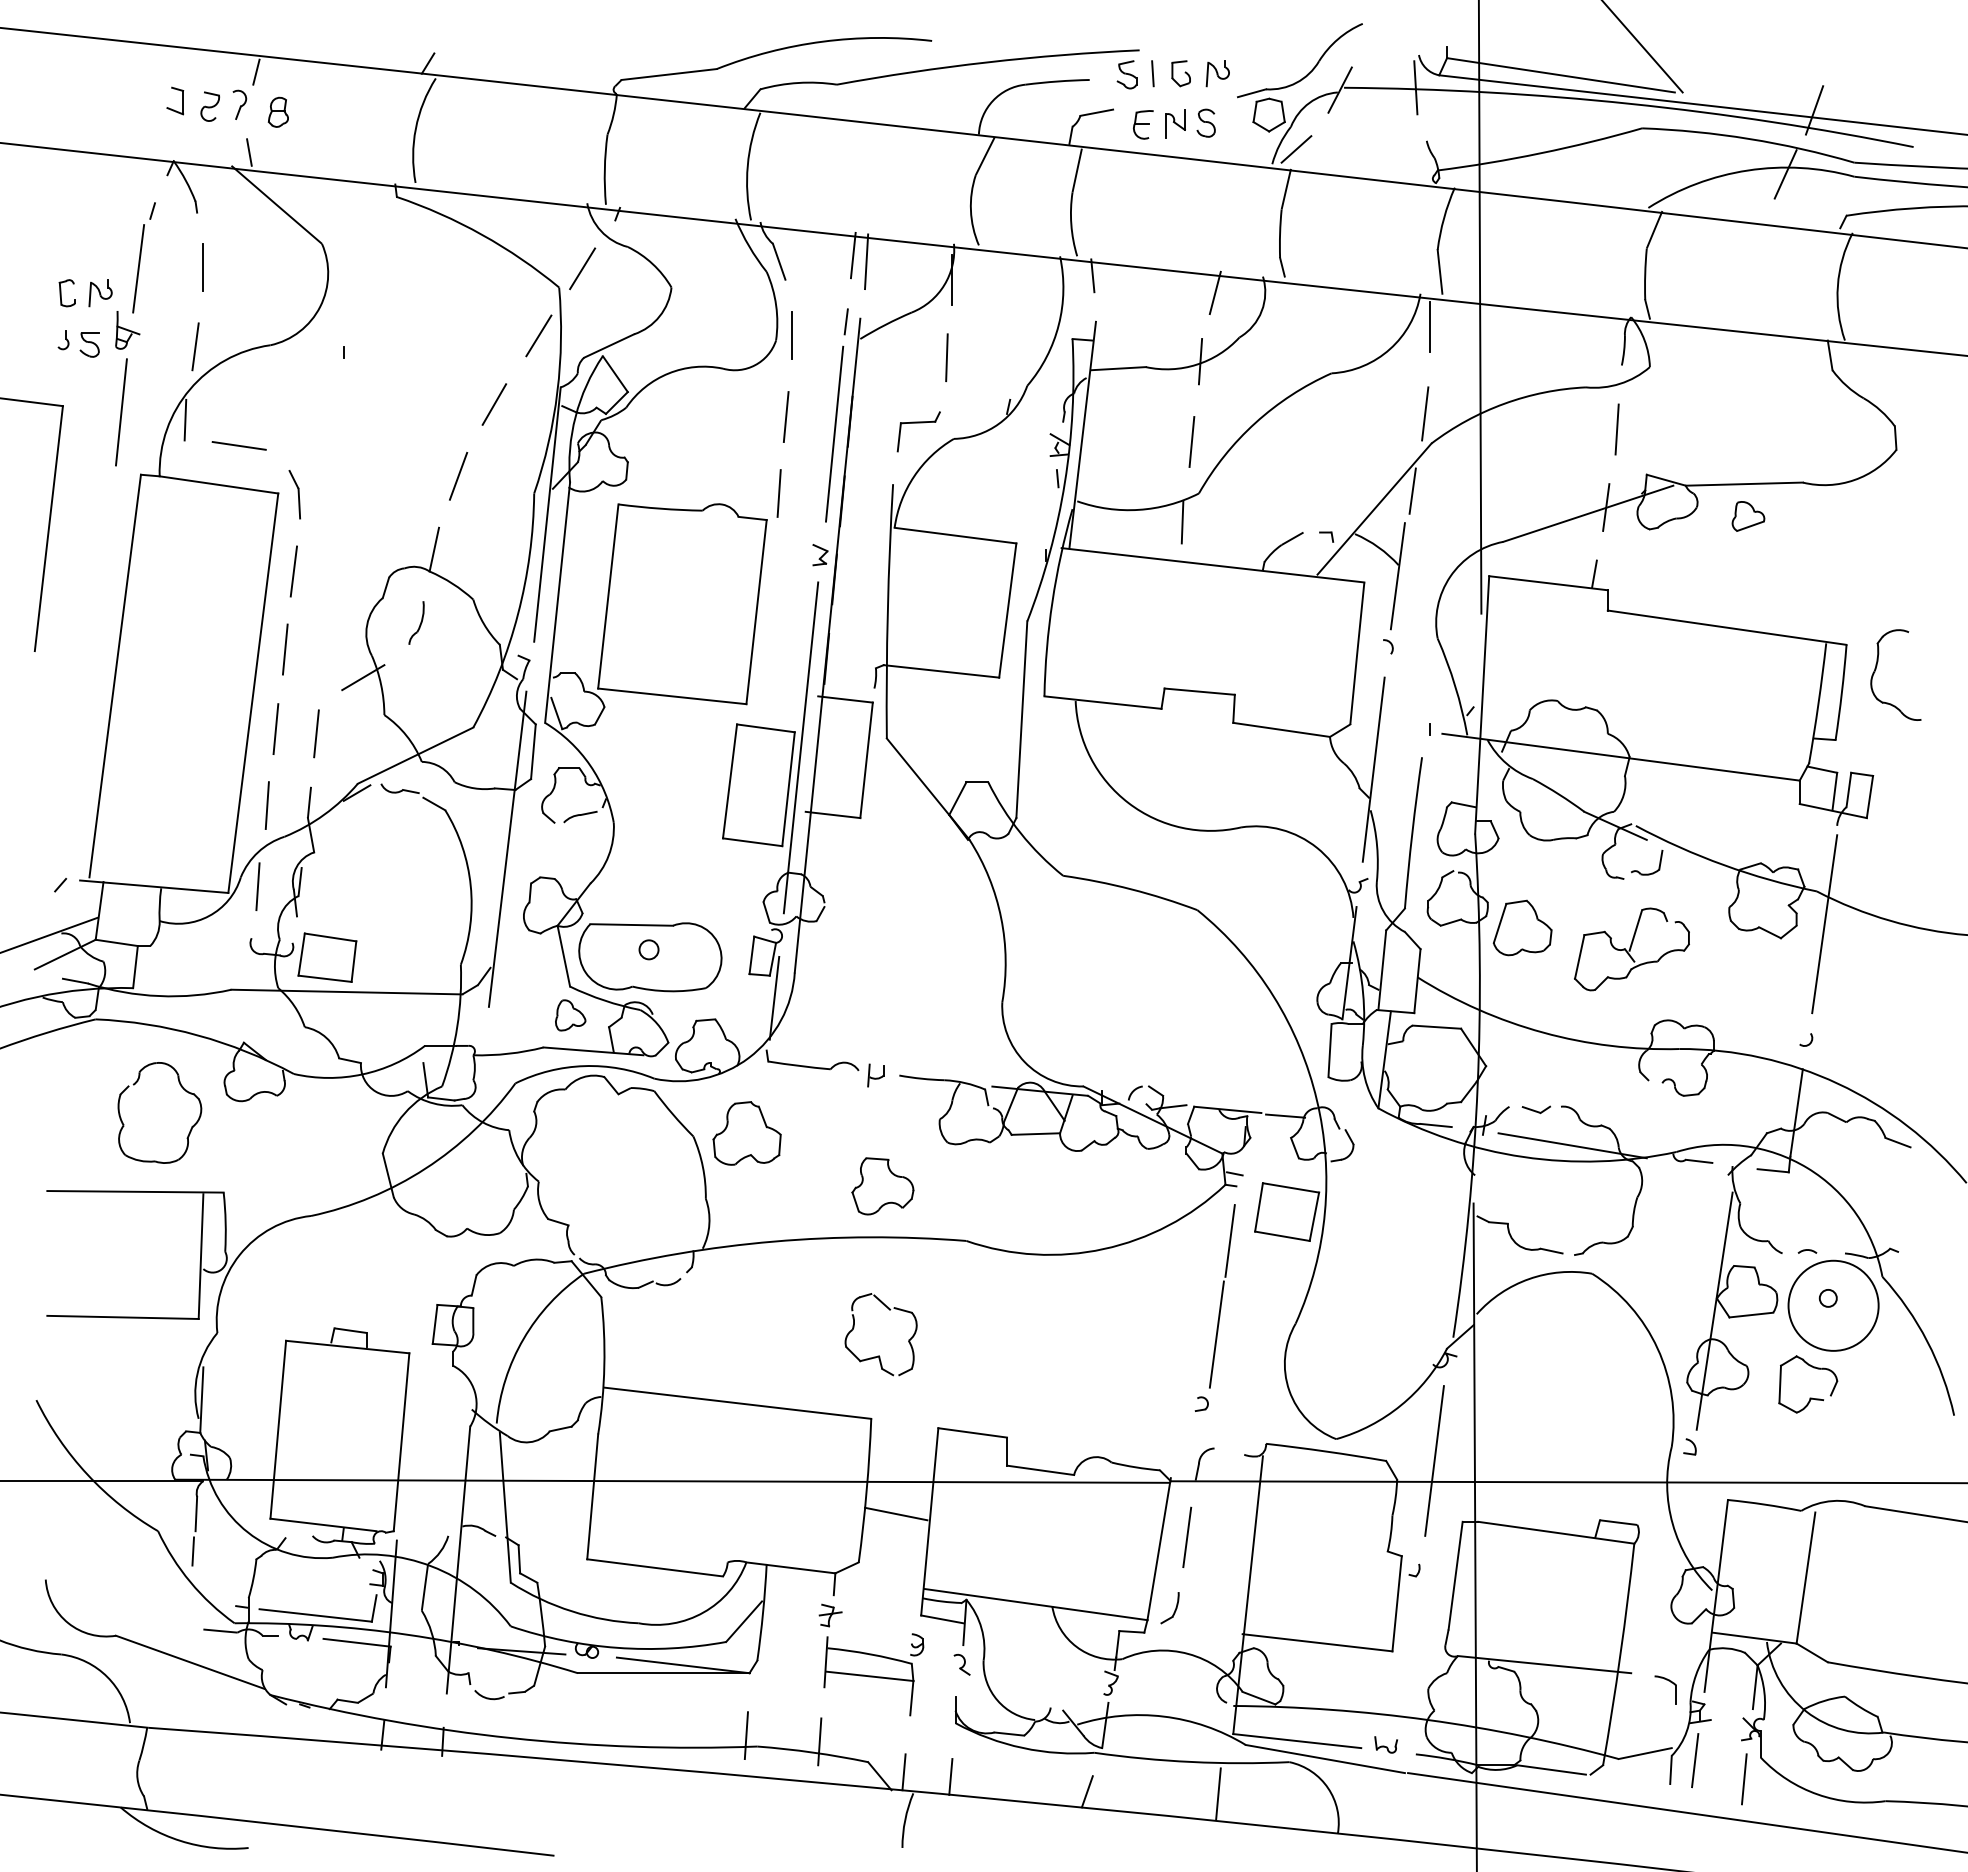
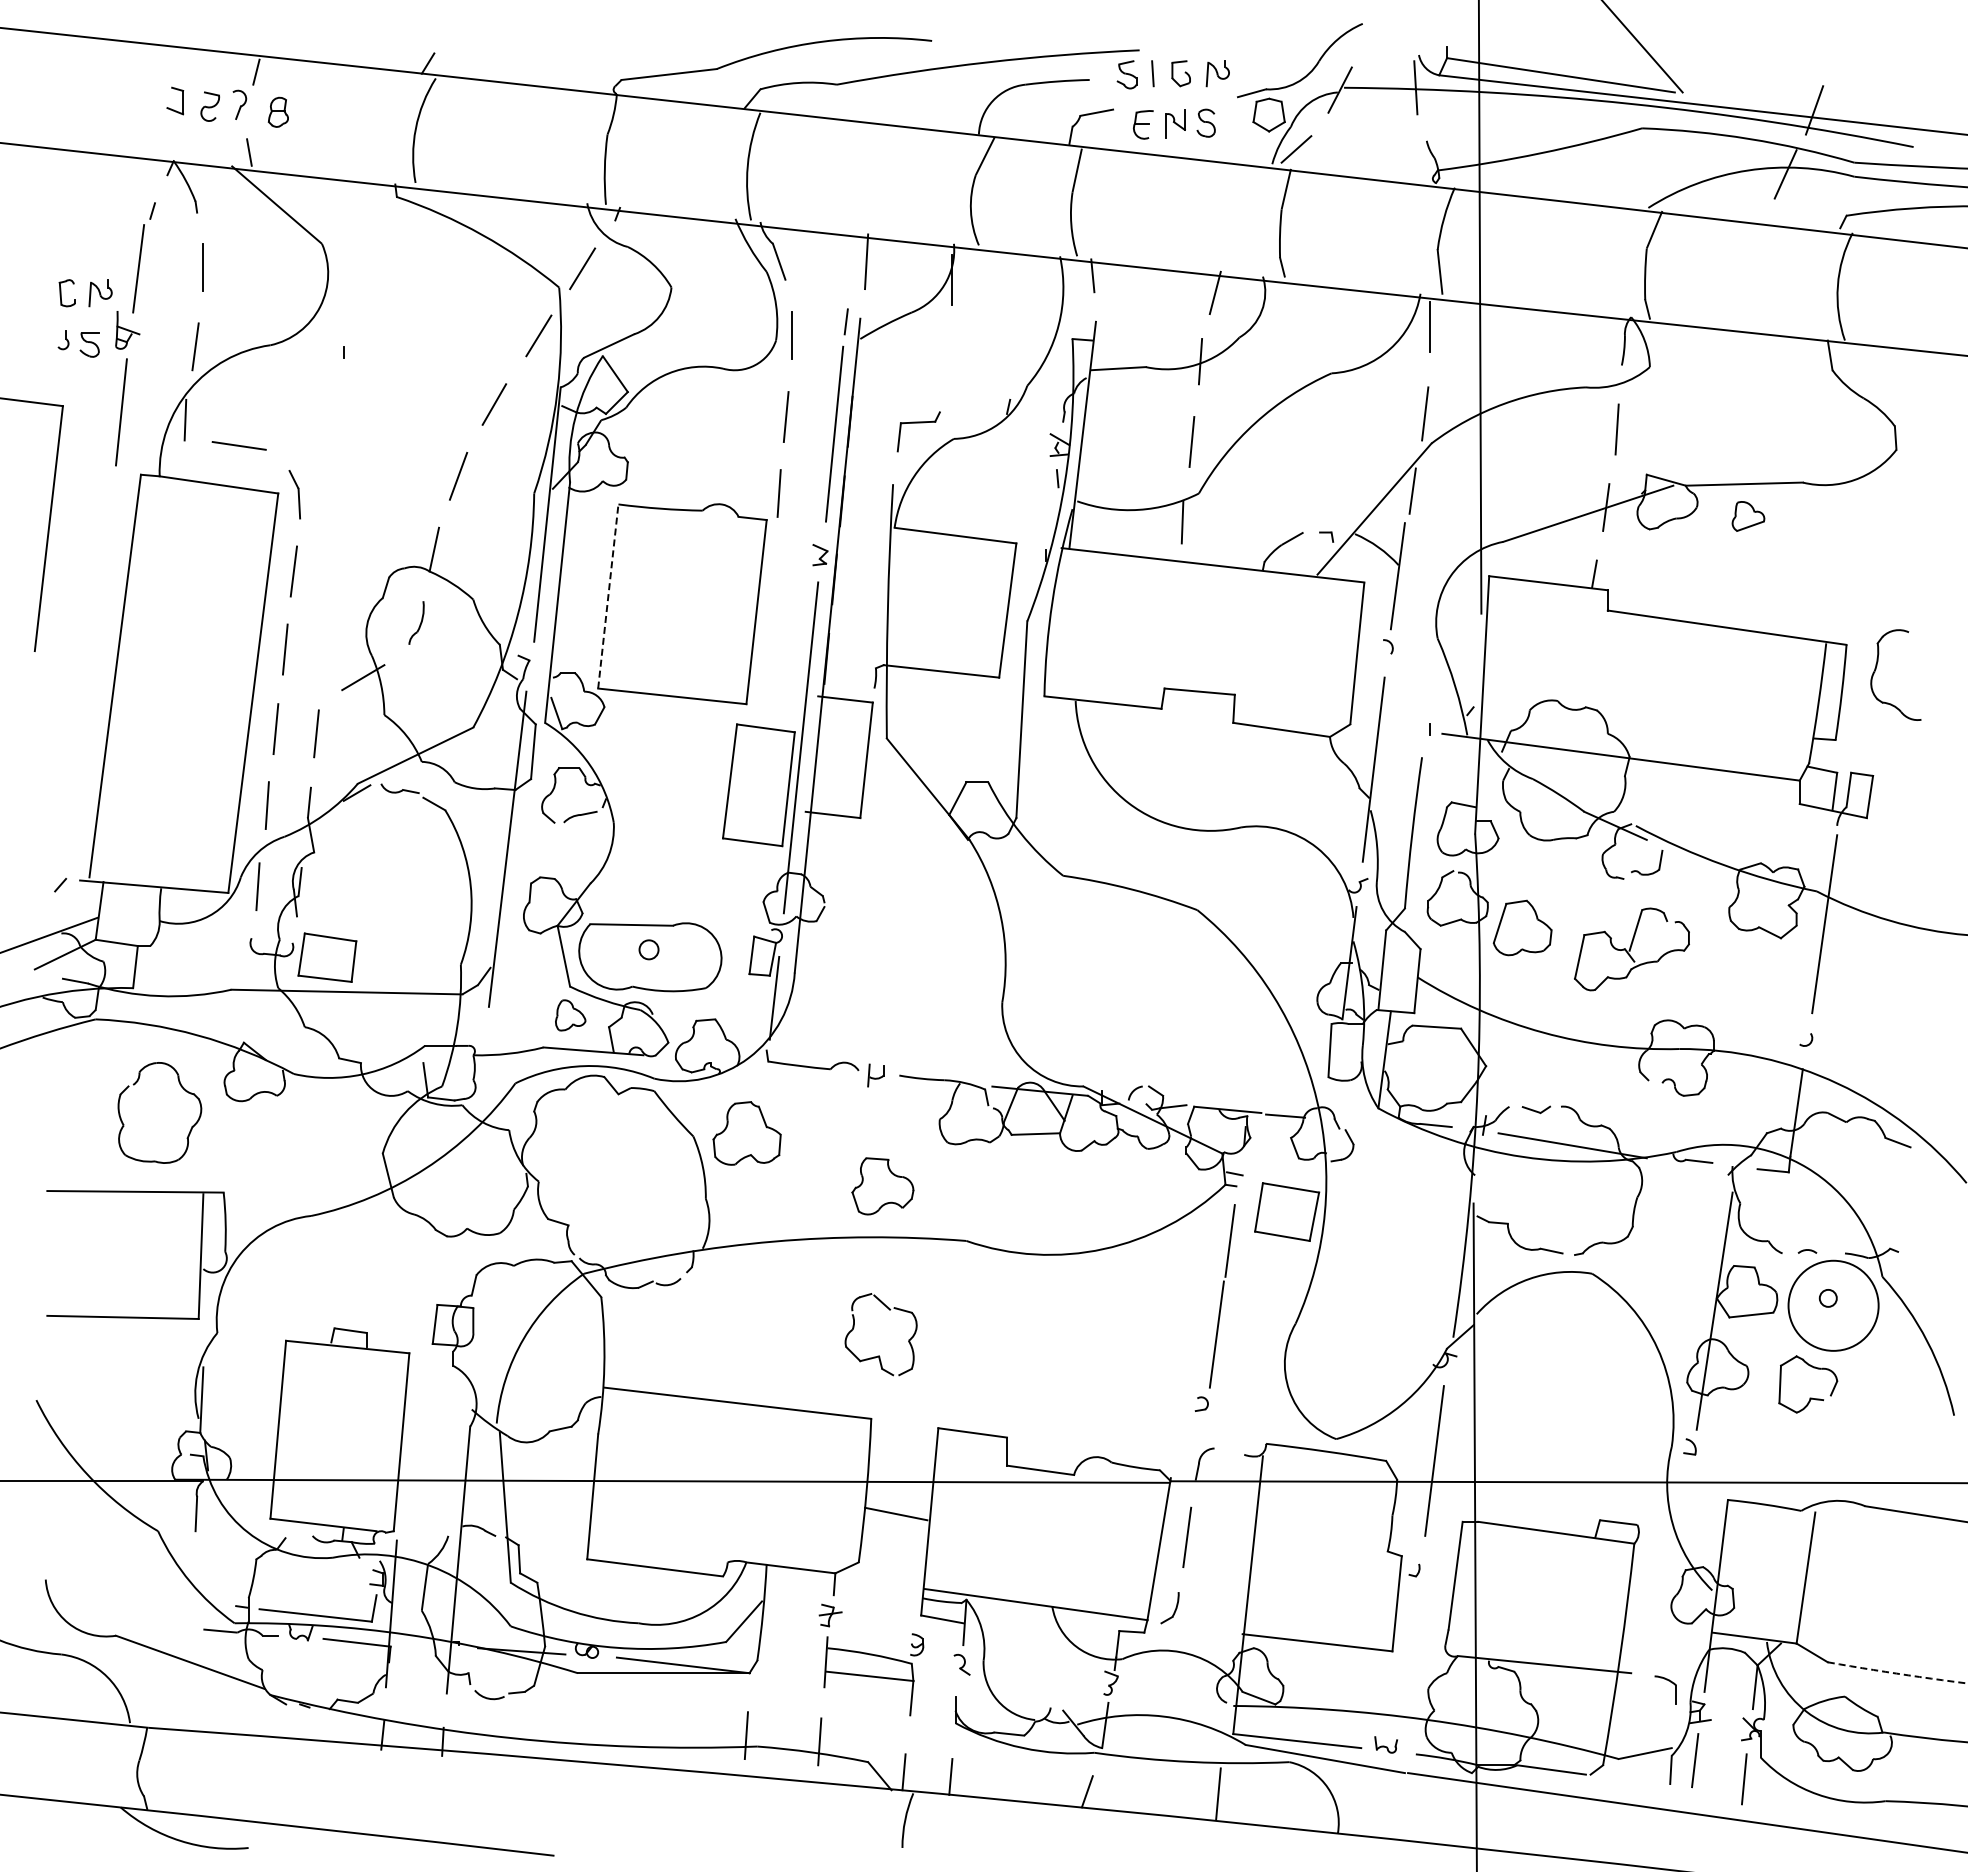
line: present -> none (852, 255)
line: present -> none (946, 357)
line: solid -> dashed (608, 596)
line: present -> none (193, 1551)
arc: solid -> dashed (1898, 1673)
